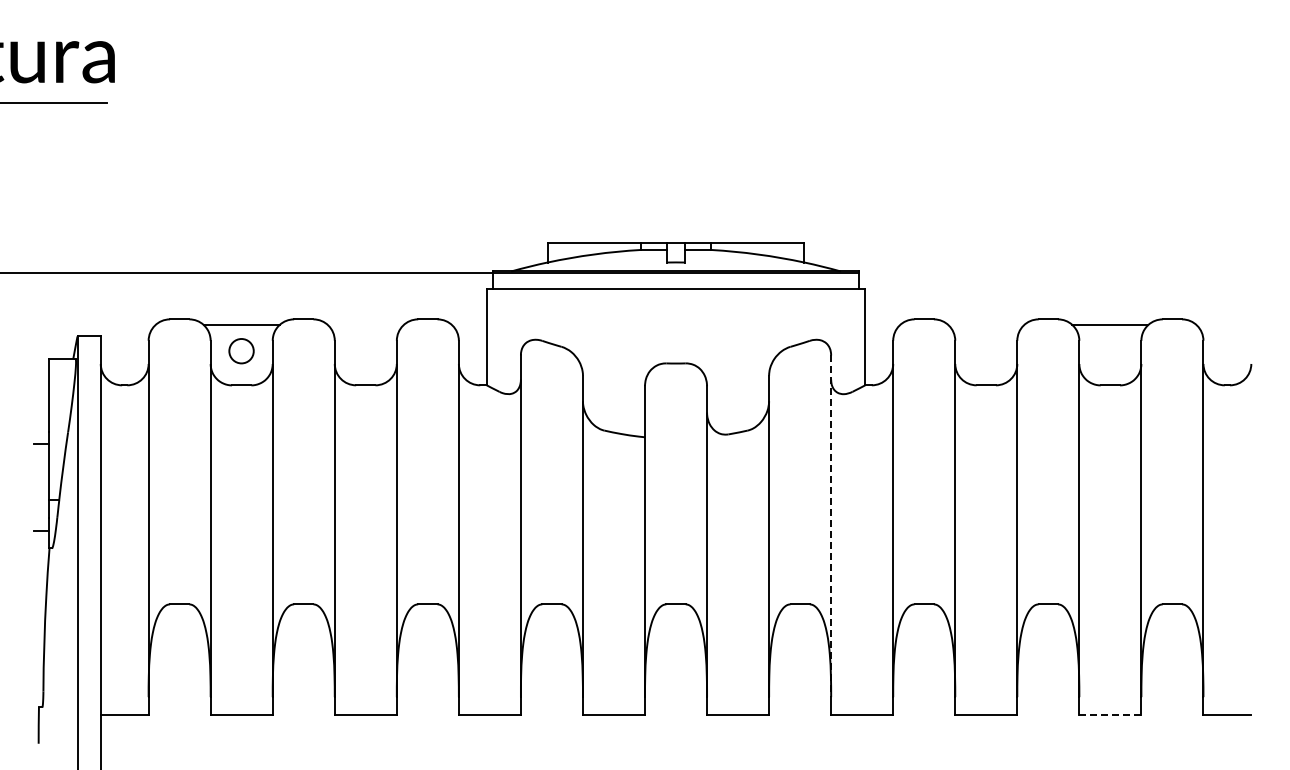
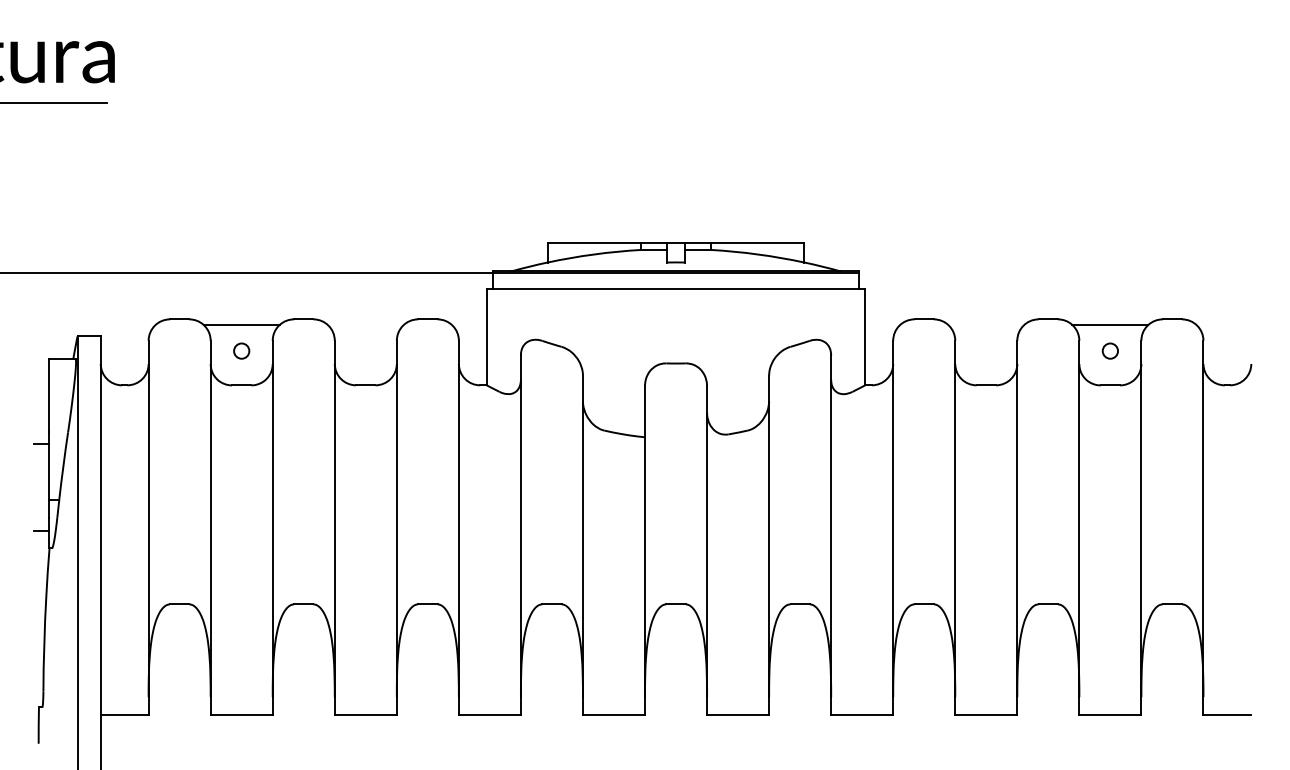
circle: none -> present (1109, 350)
circle size: 27x27 px -> 18x18 px (241, 350)
line: dashed -> solid (831, 526)
line: dashed -> solid (1110, 714)
